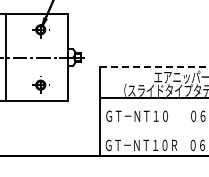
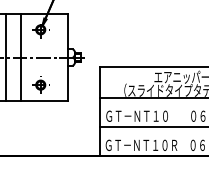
line: none -> present (20, 57)
line: dashed -> solid (154, 67)
line: none -> present (152, 127)
